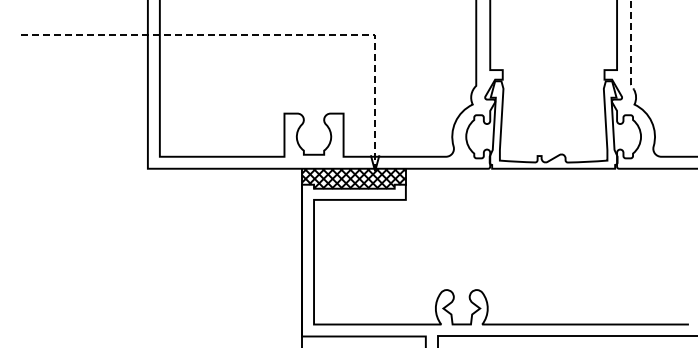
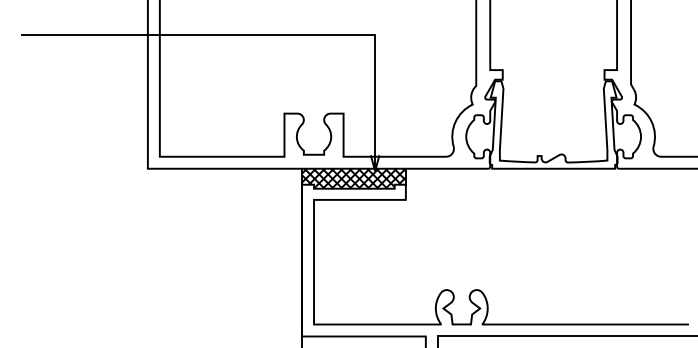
line: dashed -> solid (266, 34)
line: dashed -> solid (631, 46)
